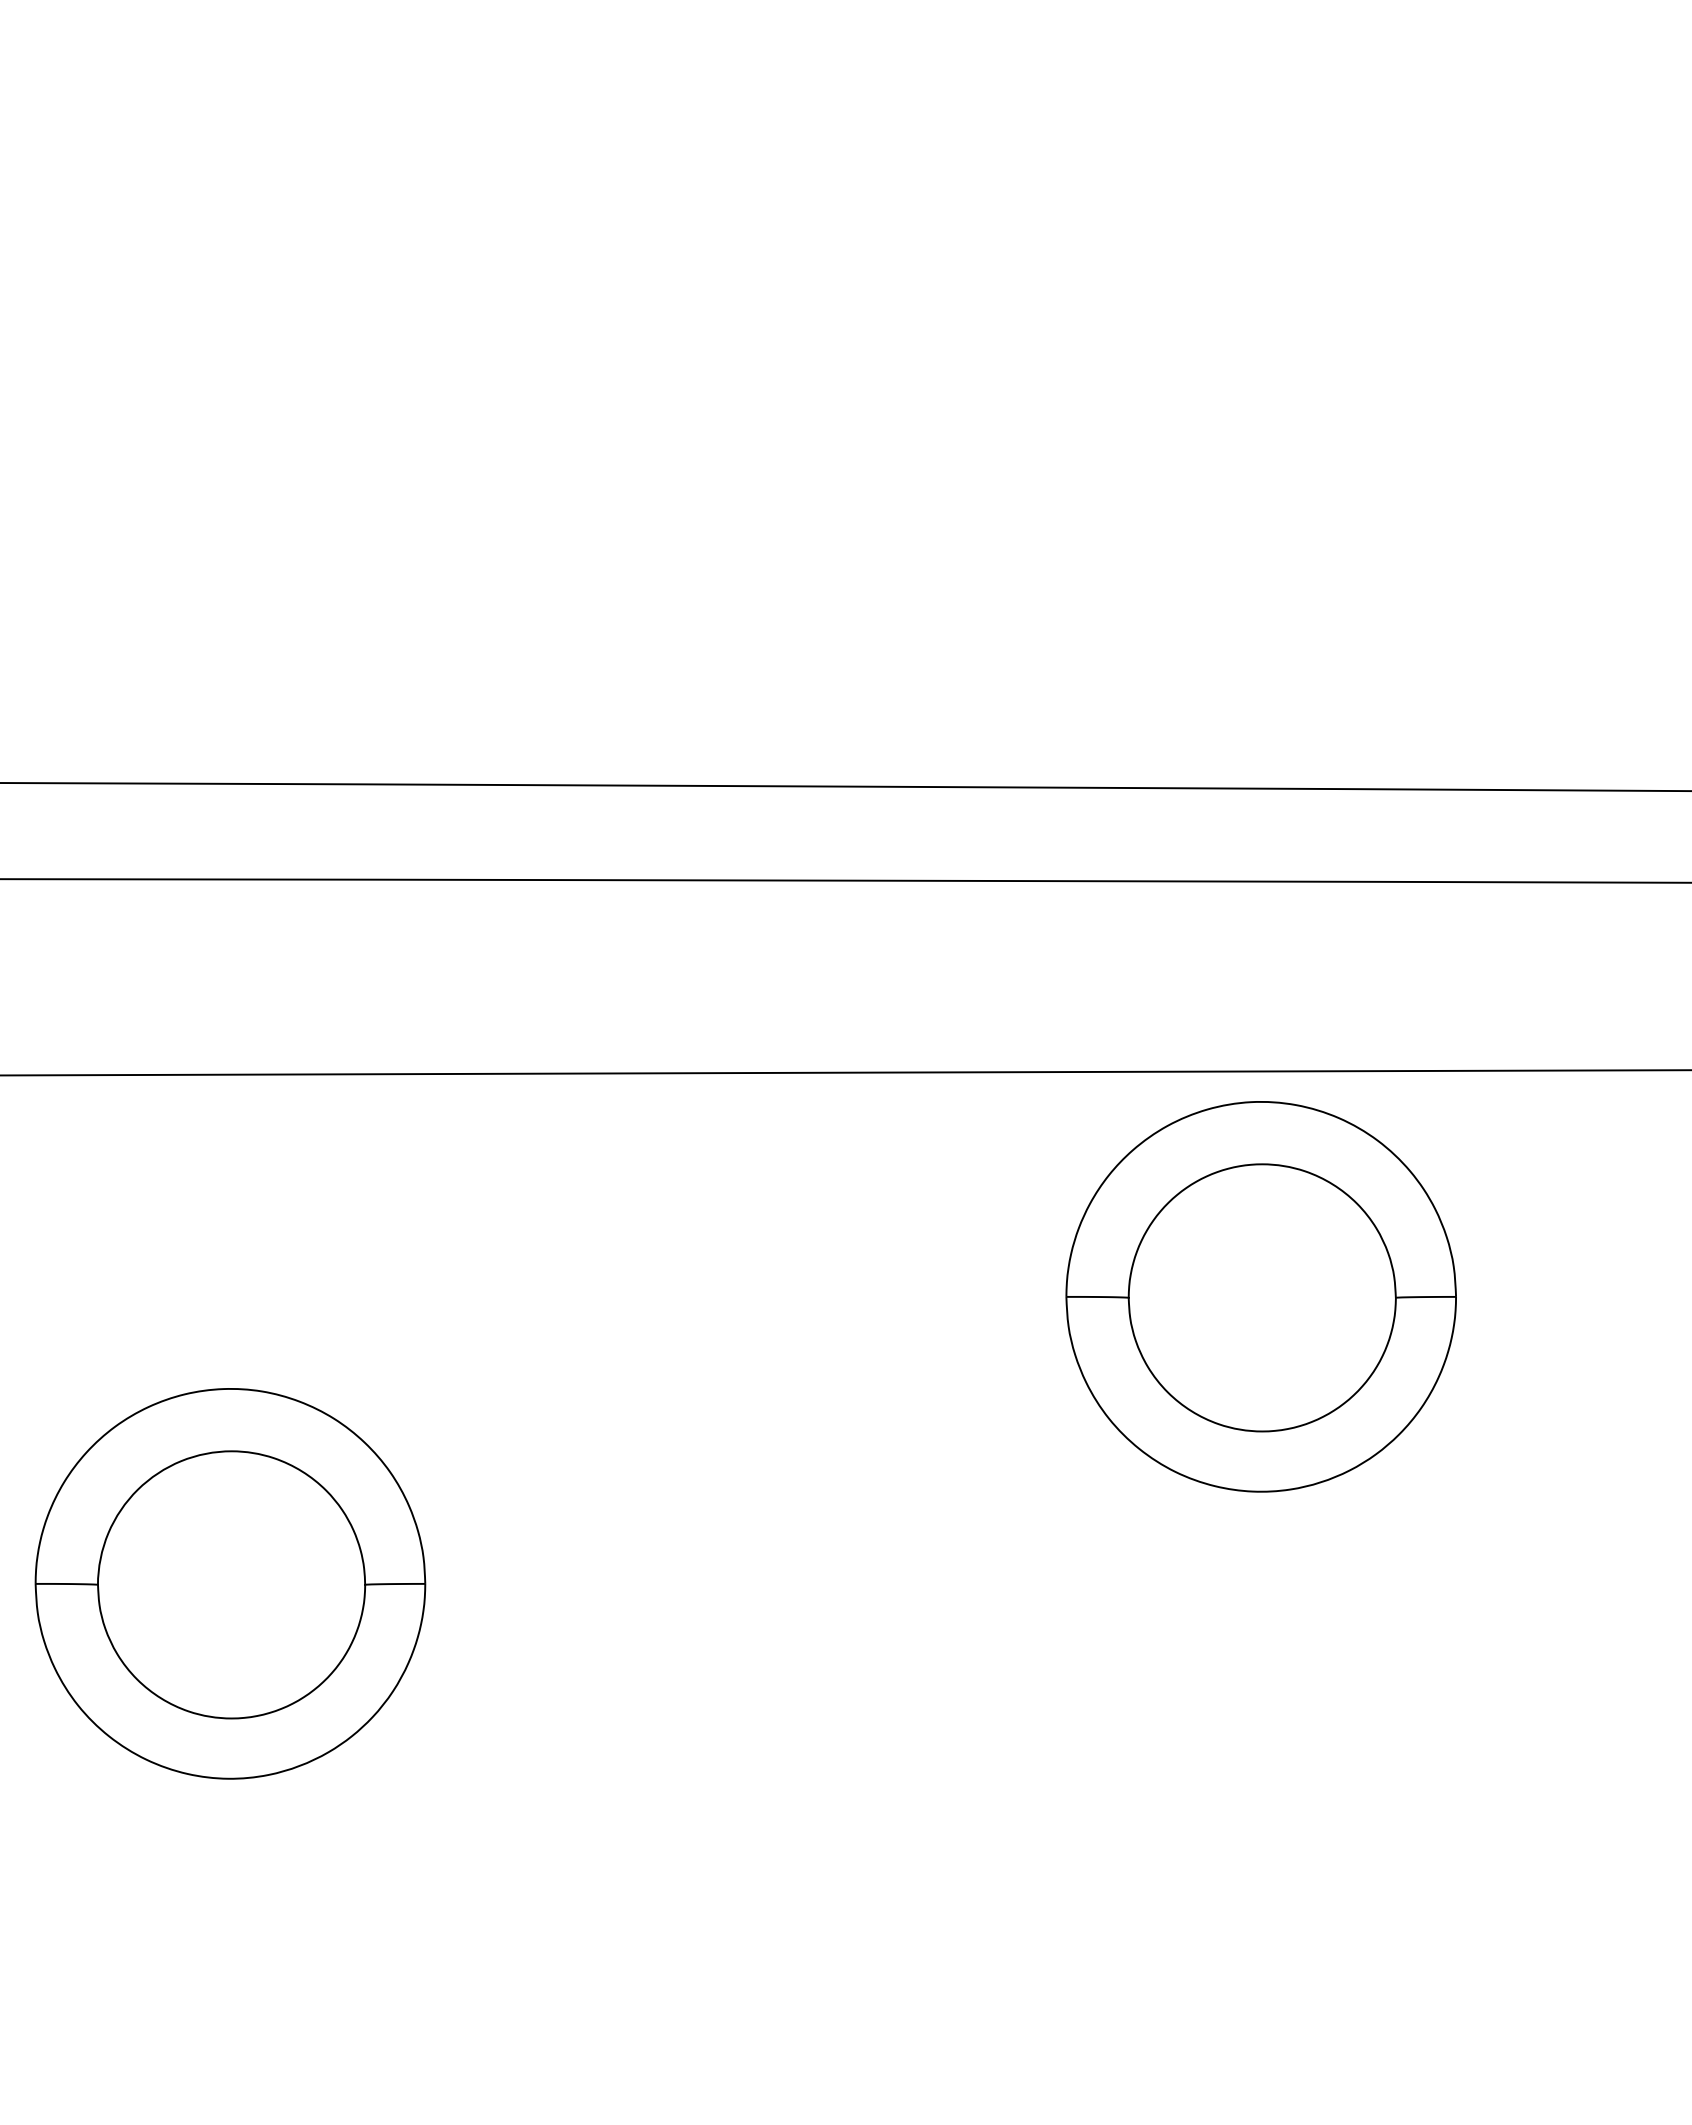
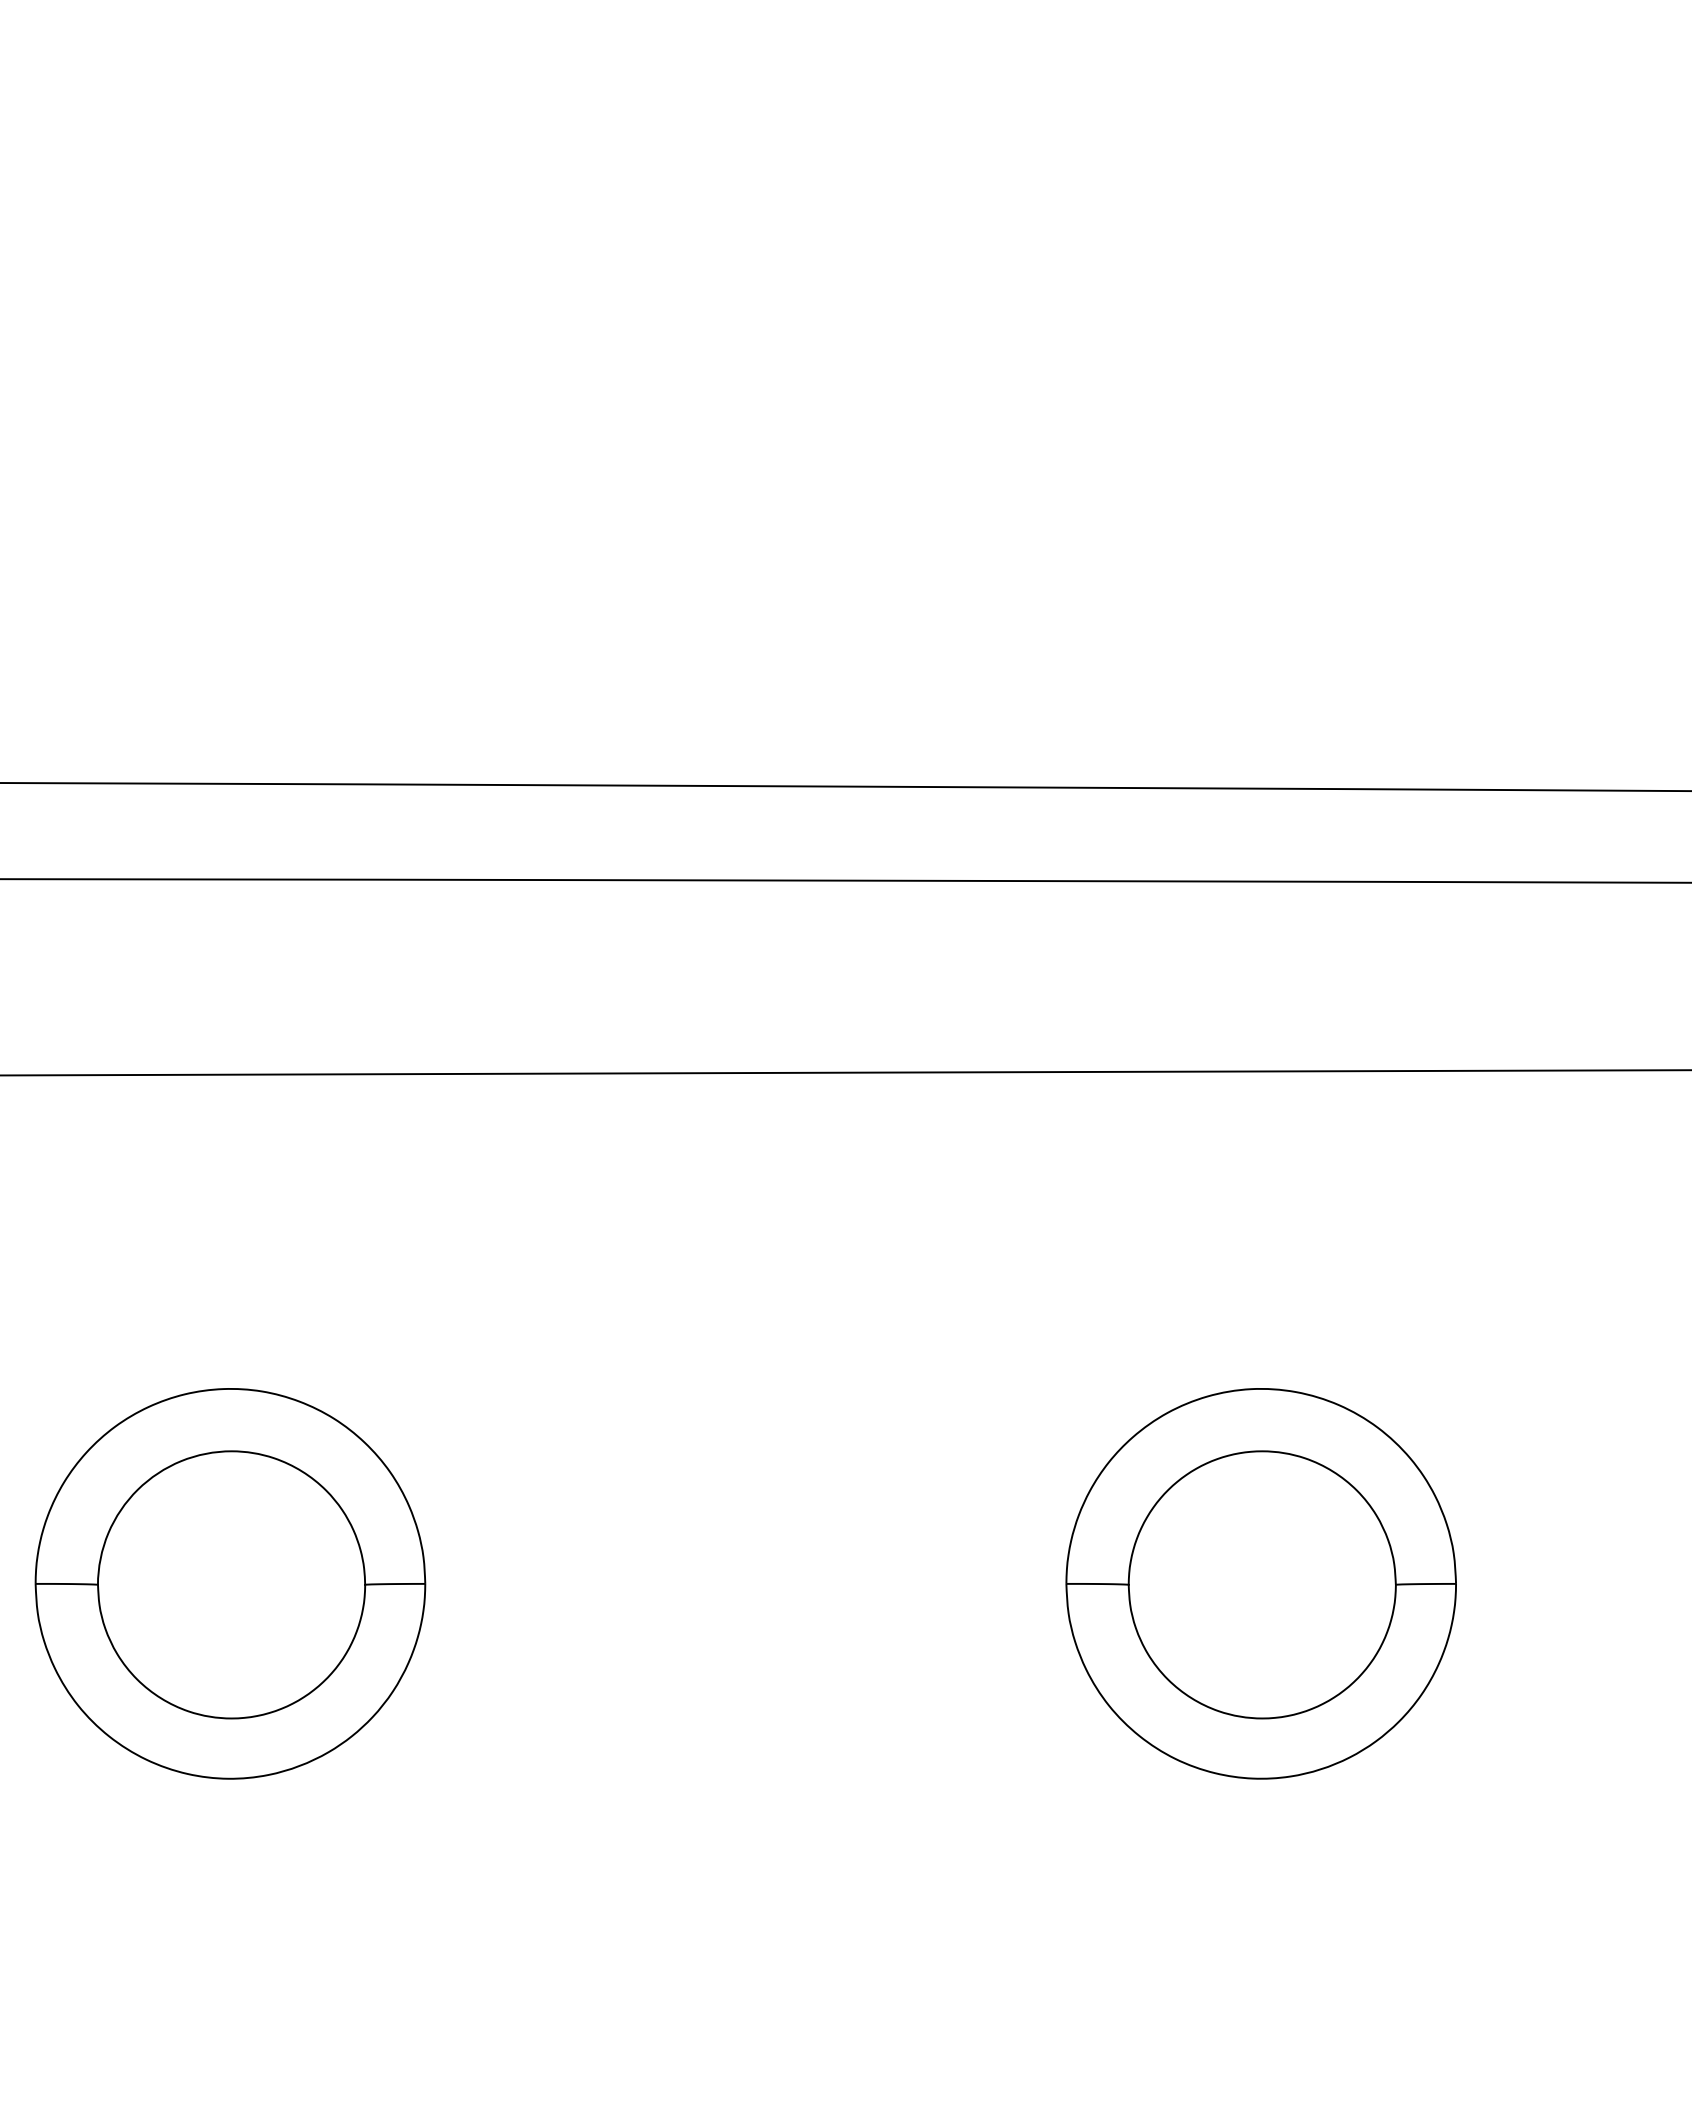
part position: (1260, 1296) -> (1260, 1583) (1260, 1583)
